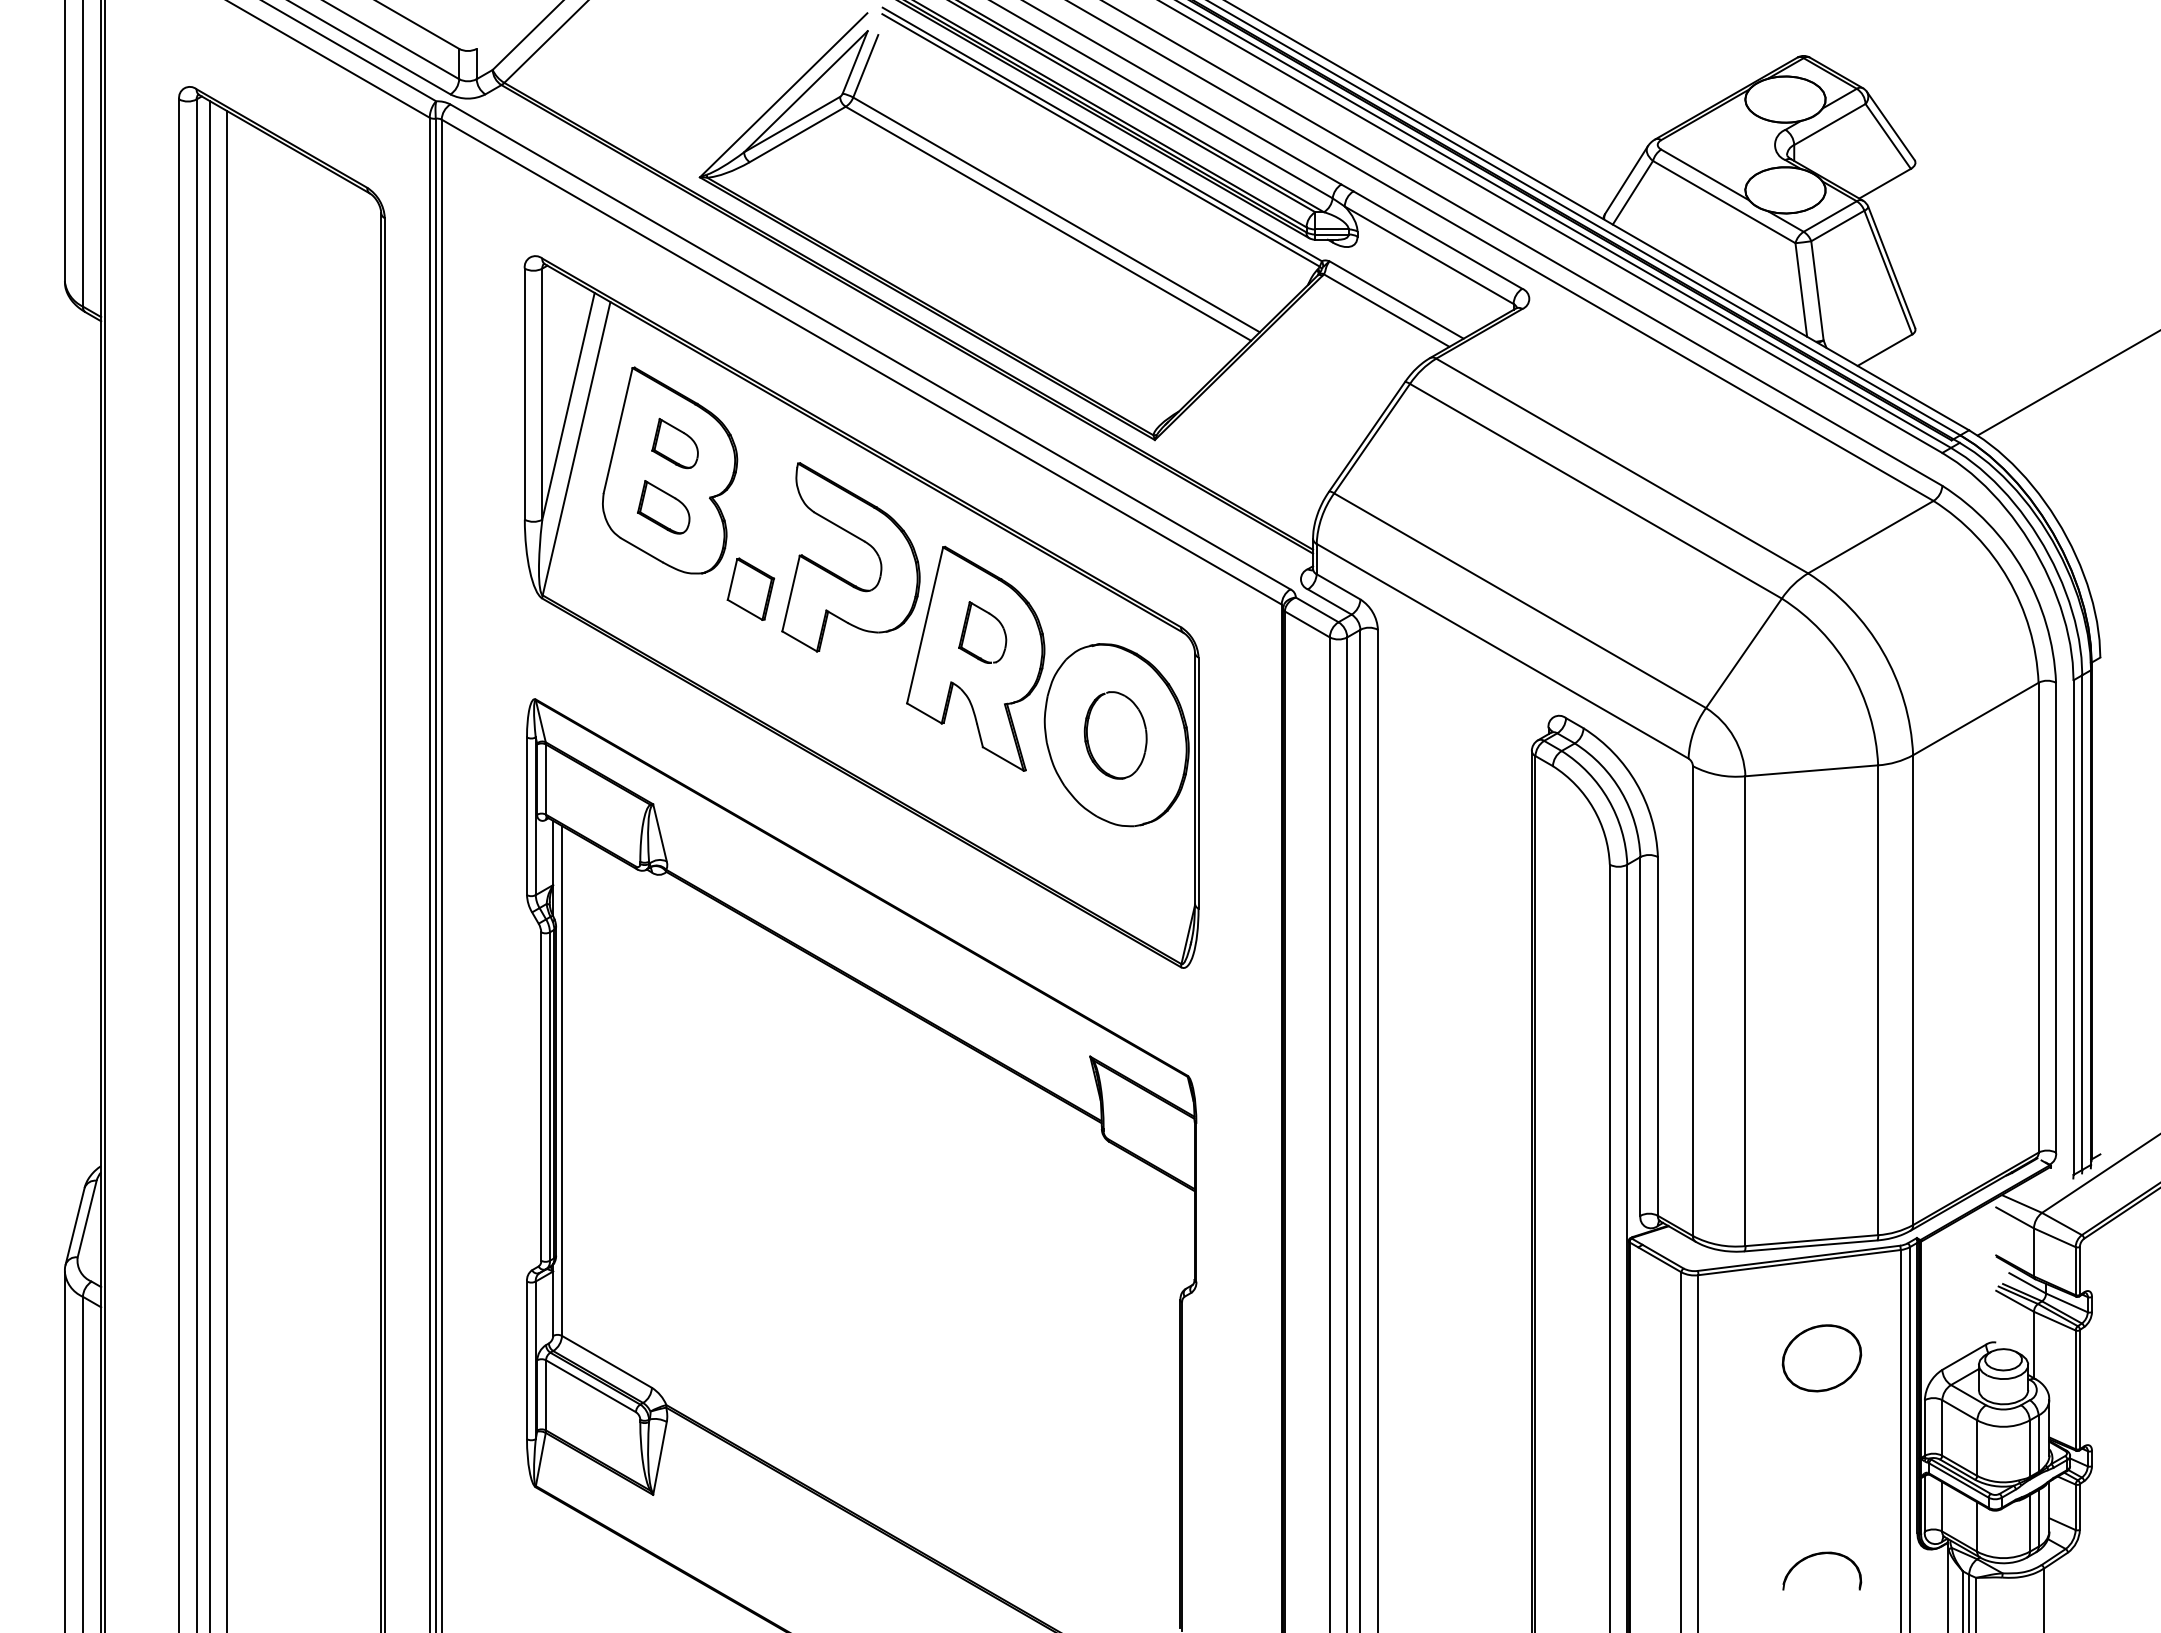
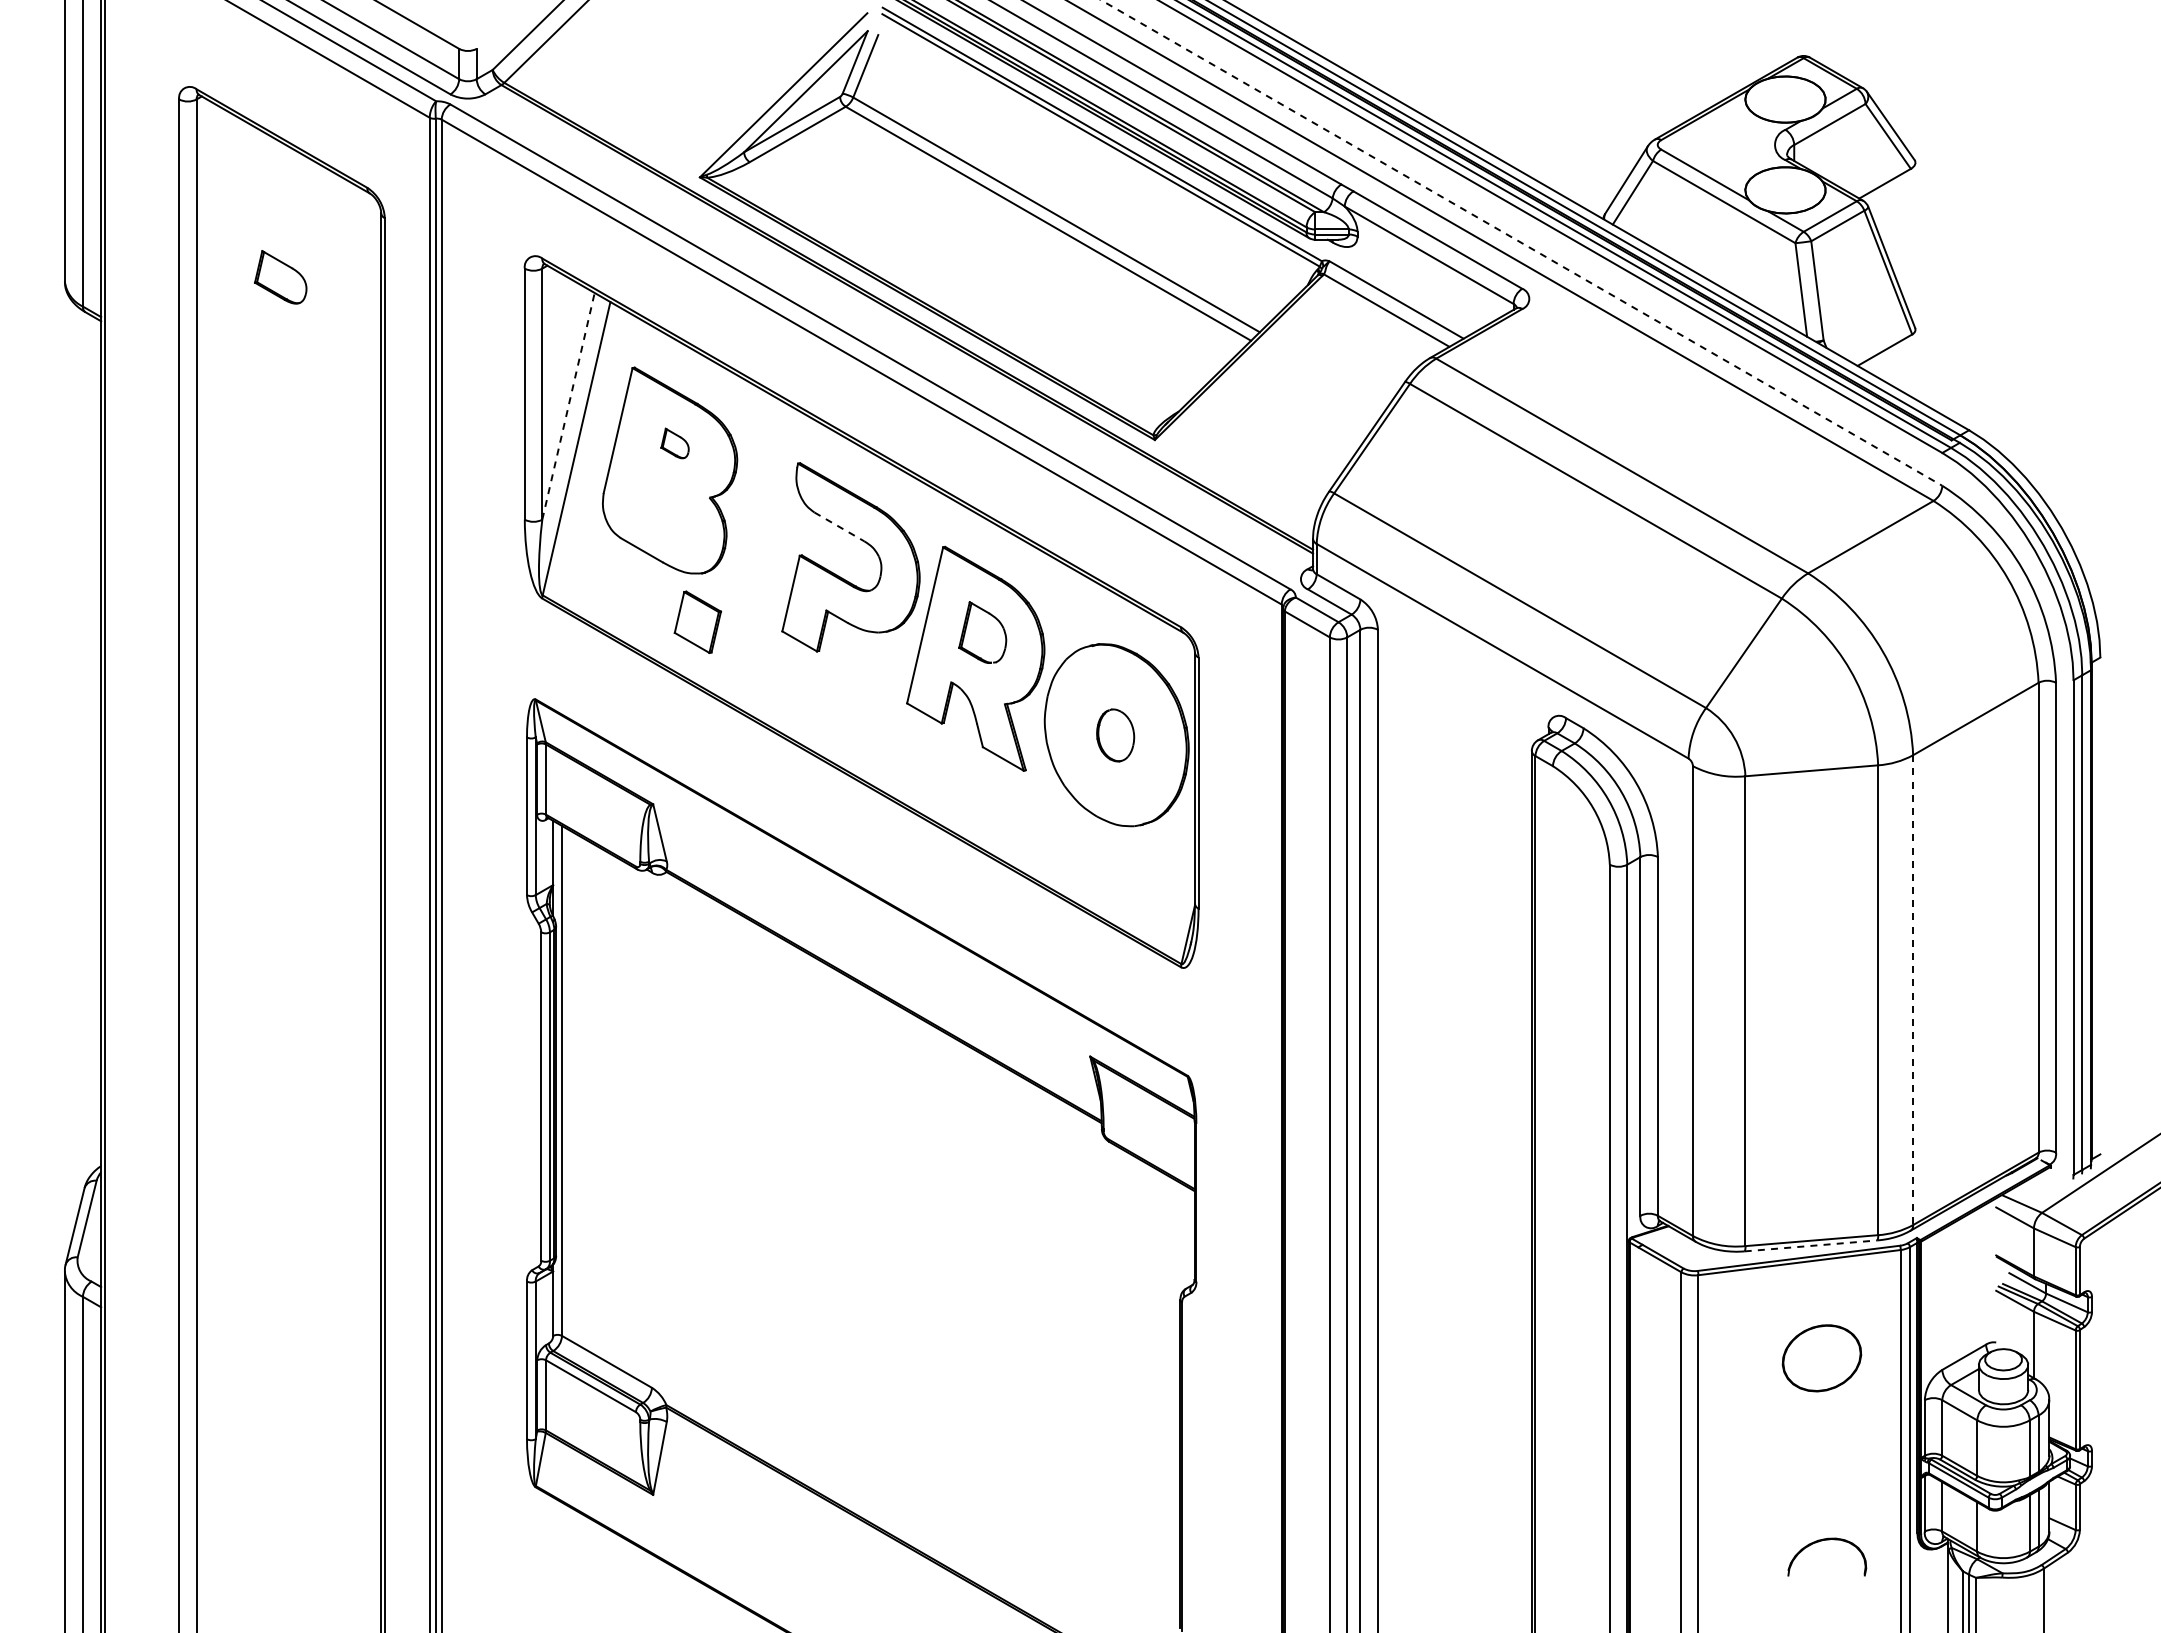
line: solid -> dashed (1522, 243)
line: present -> none (2067, 383)
line: solid -> dashed (568, 405)
part size: 48x53 px -> 30x33 px (674, 443)
part position: (663, 507) -> (280, 277) (280, 277)
line: solid -> dashed (839, 526)
part position: (750, 588) -> (697, 621) (697, 621)
part size: 65x89 px -> 40x55 px (1115, 735)
line: present -> none (209, 865)
line: present -> none (227, 870)
line: solid -> dashed (1913, 990)
line: solid -> dashed (1811, 1245)
part position: (1817, 1555) -> (1822, 1541) (1822, 1541)
